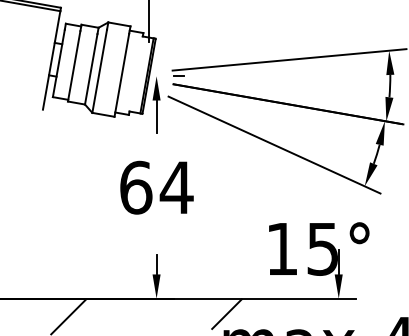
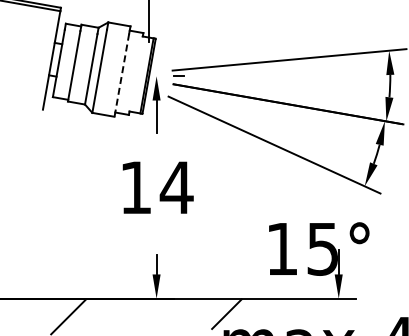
line: solid -> dashed (121, 75)
text: 64 -> 14 (136, 187)
